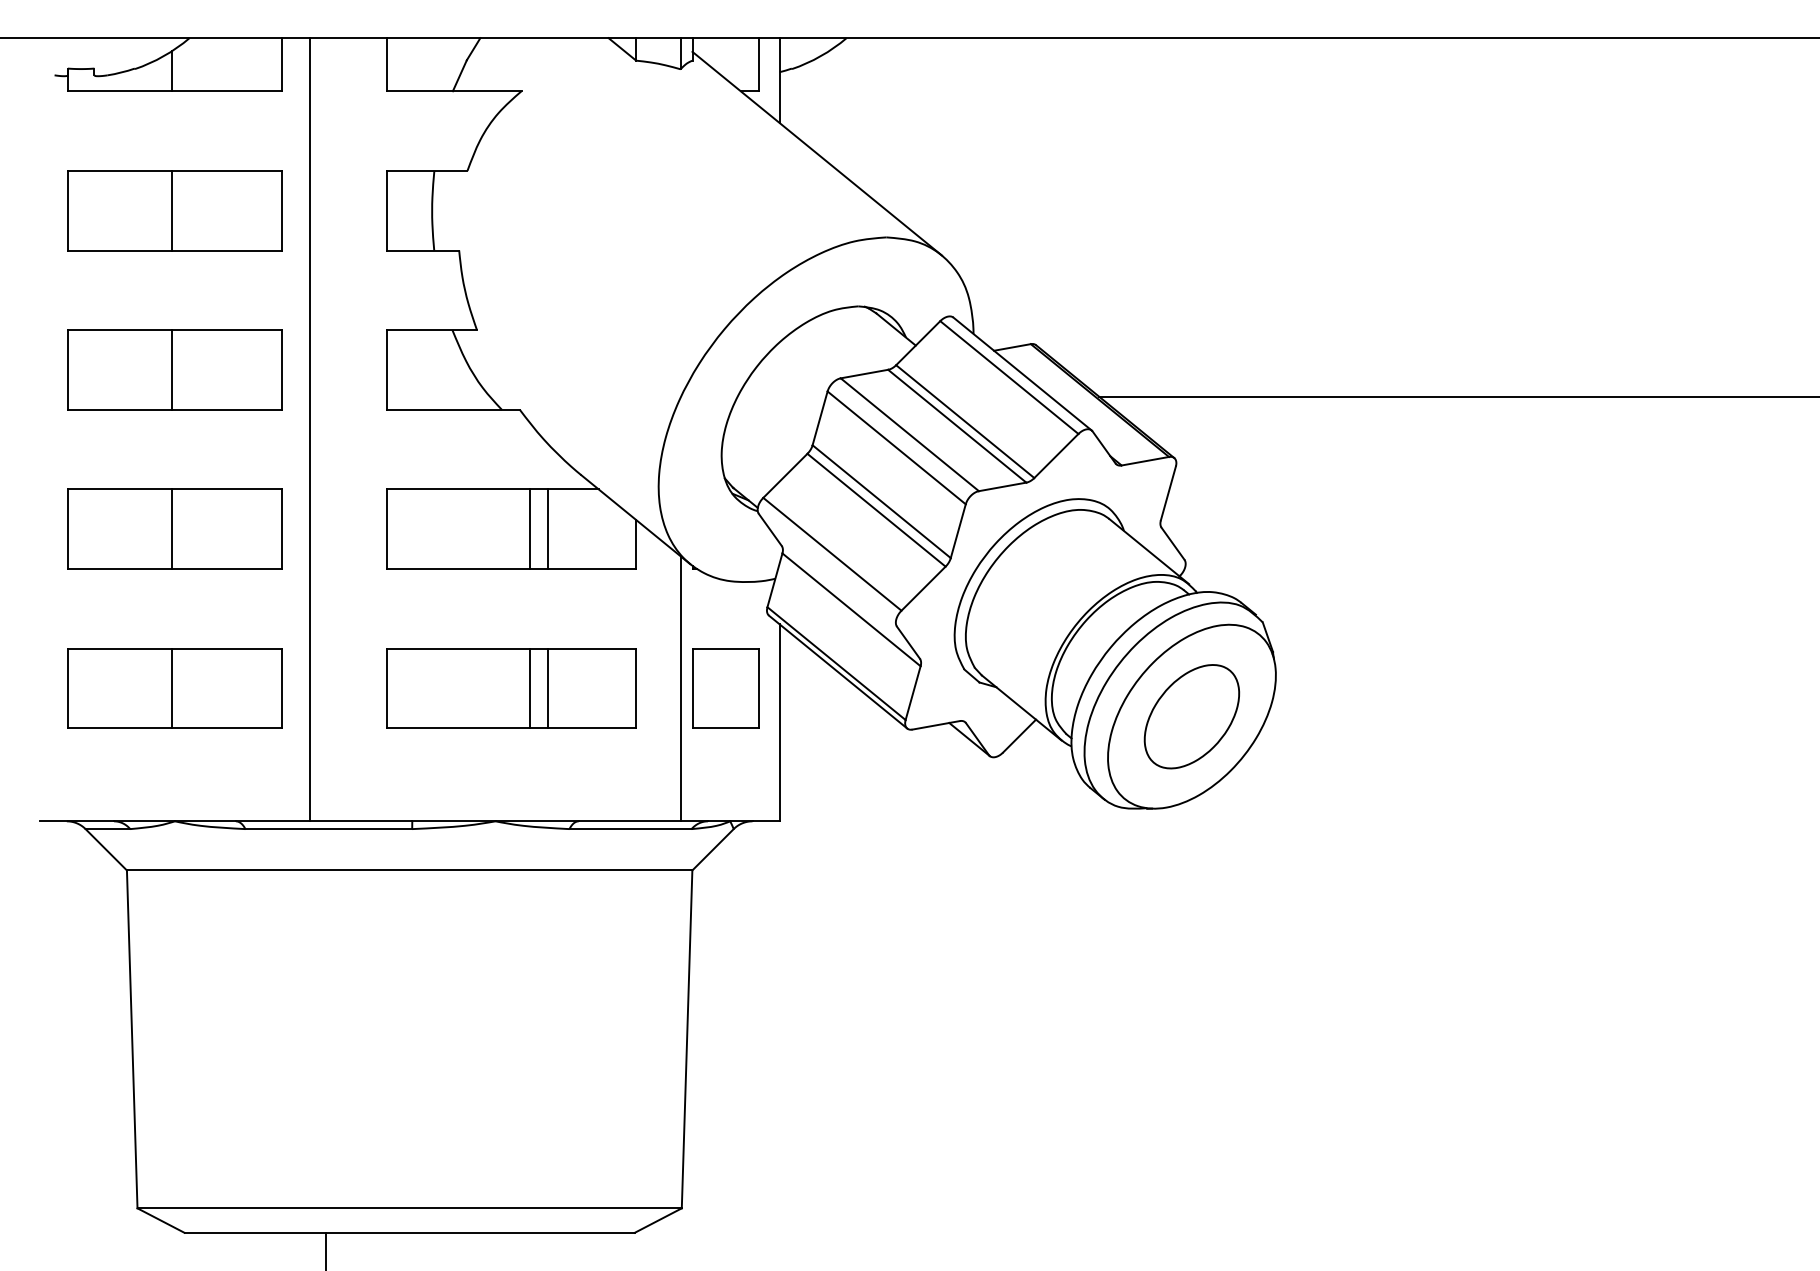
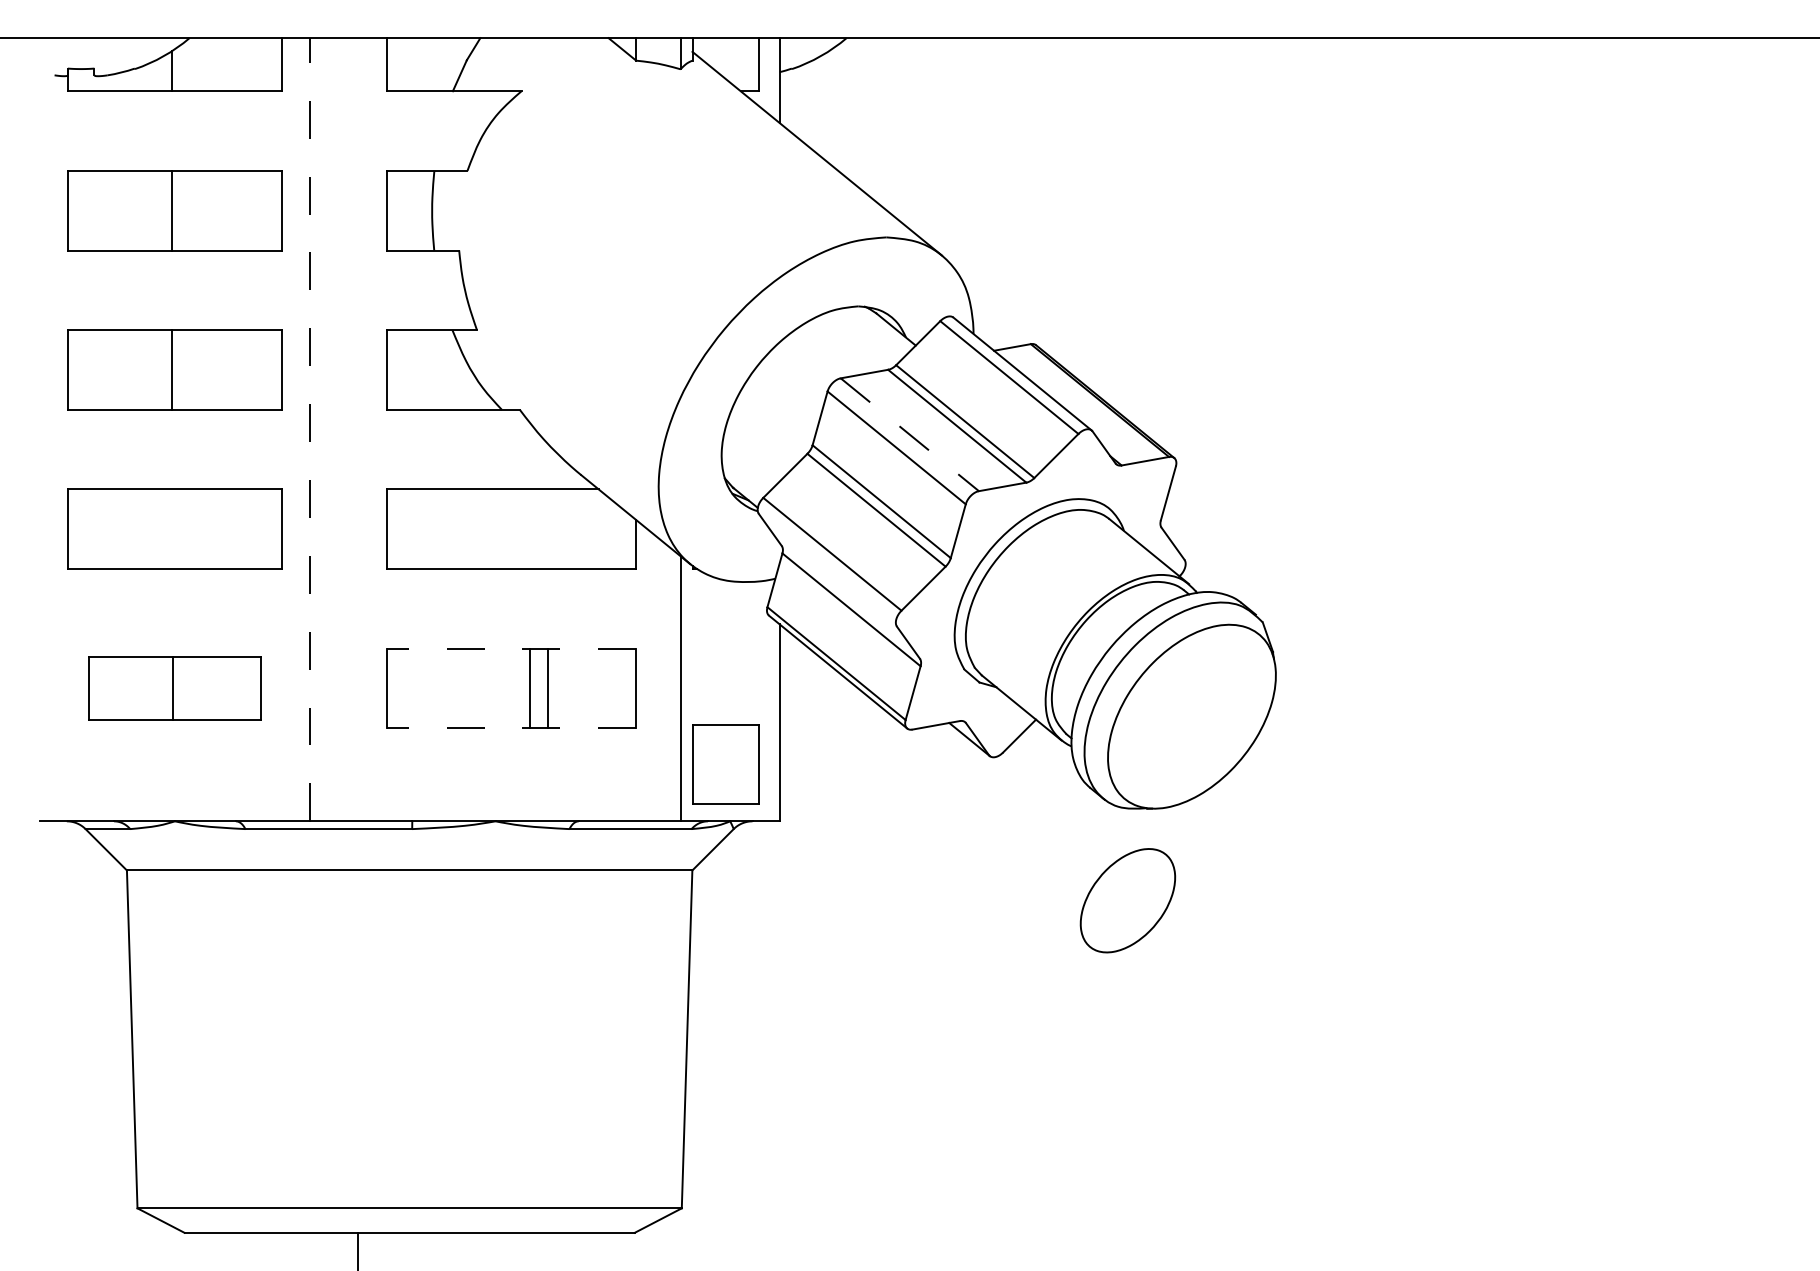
line: present -> none (1457, 396)
line: solid -> dashed (310, 429)
line: solid -> dashed (910, 435)
line: present -> none (171, 529)
line: present -> none (529, 529)
line: present -> none (548, 529)
line: solid -> dashed (511, 648)
part size: 216x81 px -> 174x65 px (174, 688)
part position: (725, 688) -> (725, 764) (725, 764)
part position: (1191, 716) -> (1127, 900) (1127, 900)
line: solid -> dashed (511, 728)
line position: (326, 1249) -> (358, 1249) (358, 1249)
